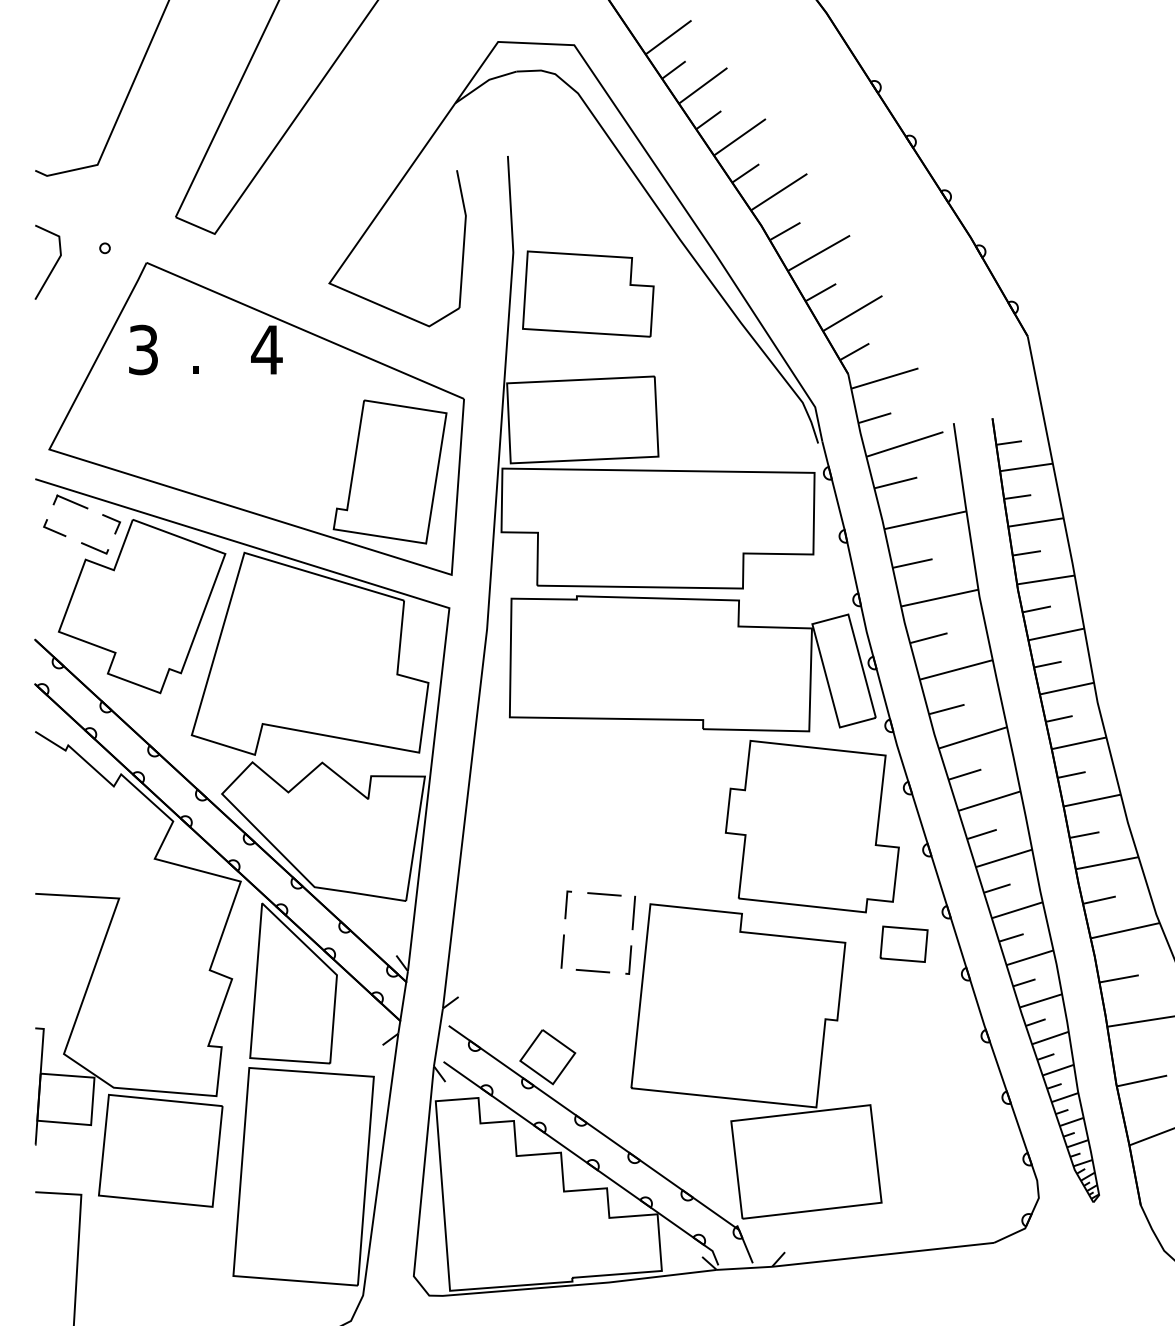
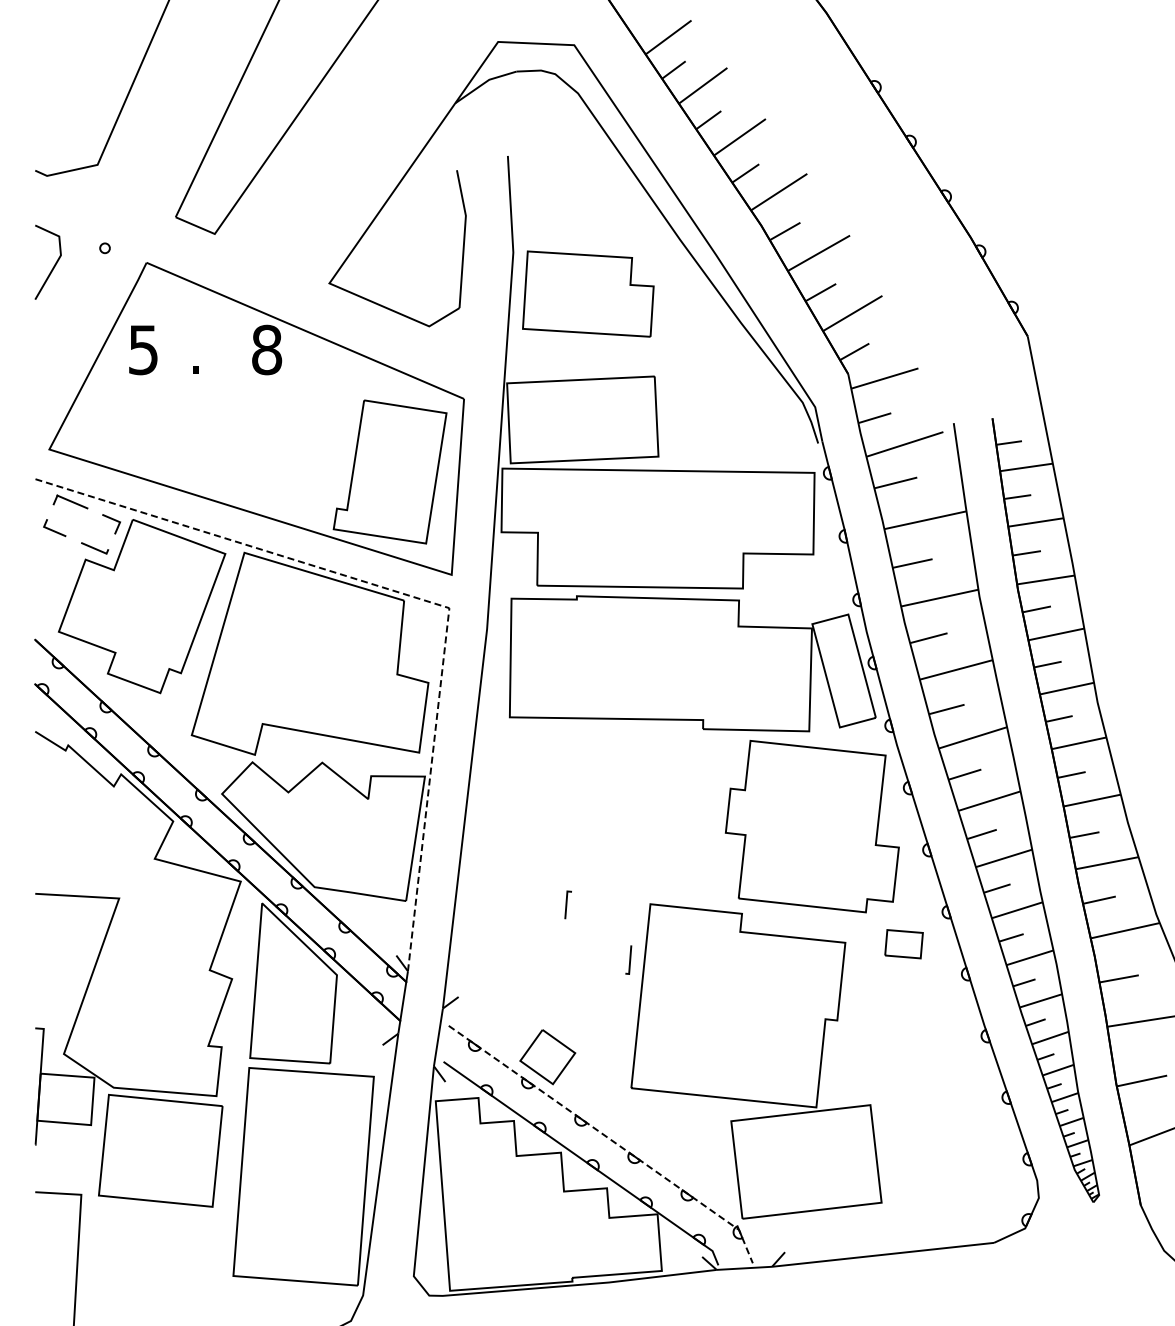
text: 3 -> 5 (143, 349)
text: 4 -> 8 (266, 349)
line: solid -> dashed (416, 598)
line: present -> none (604, 894)
line: present -> none (633, 912)
part size: 50x38 px -> 40x31 px (903, 944)
line: present -> none (562, 951)
line: present -> none (592, 970)
line: solid -> dashed (610, 1139)
